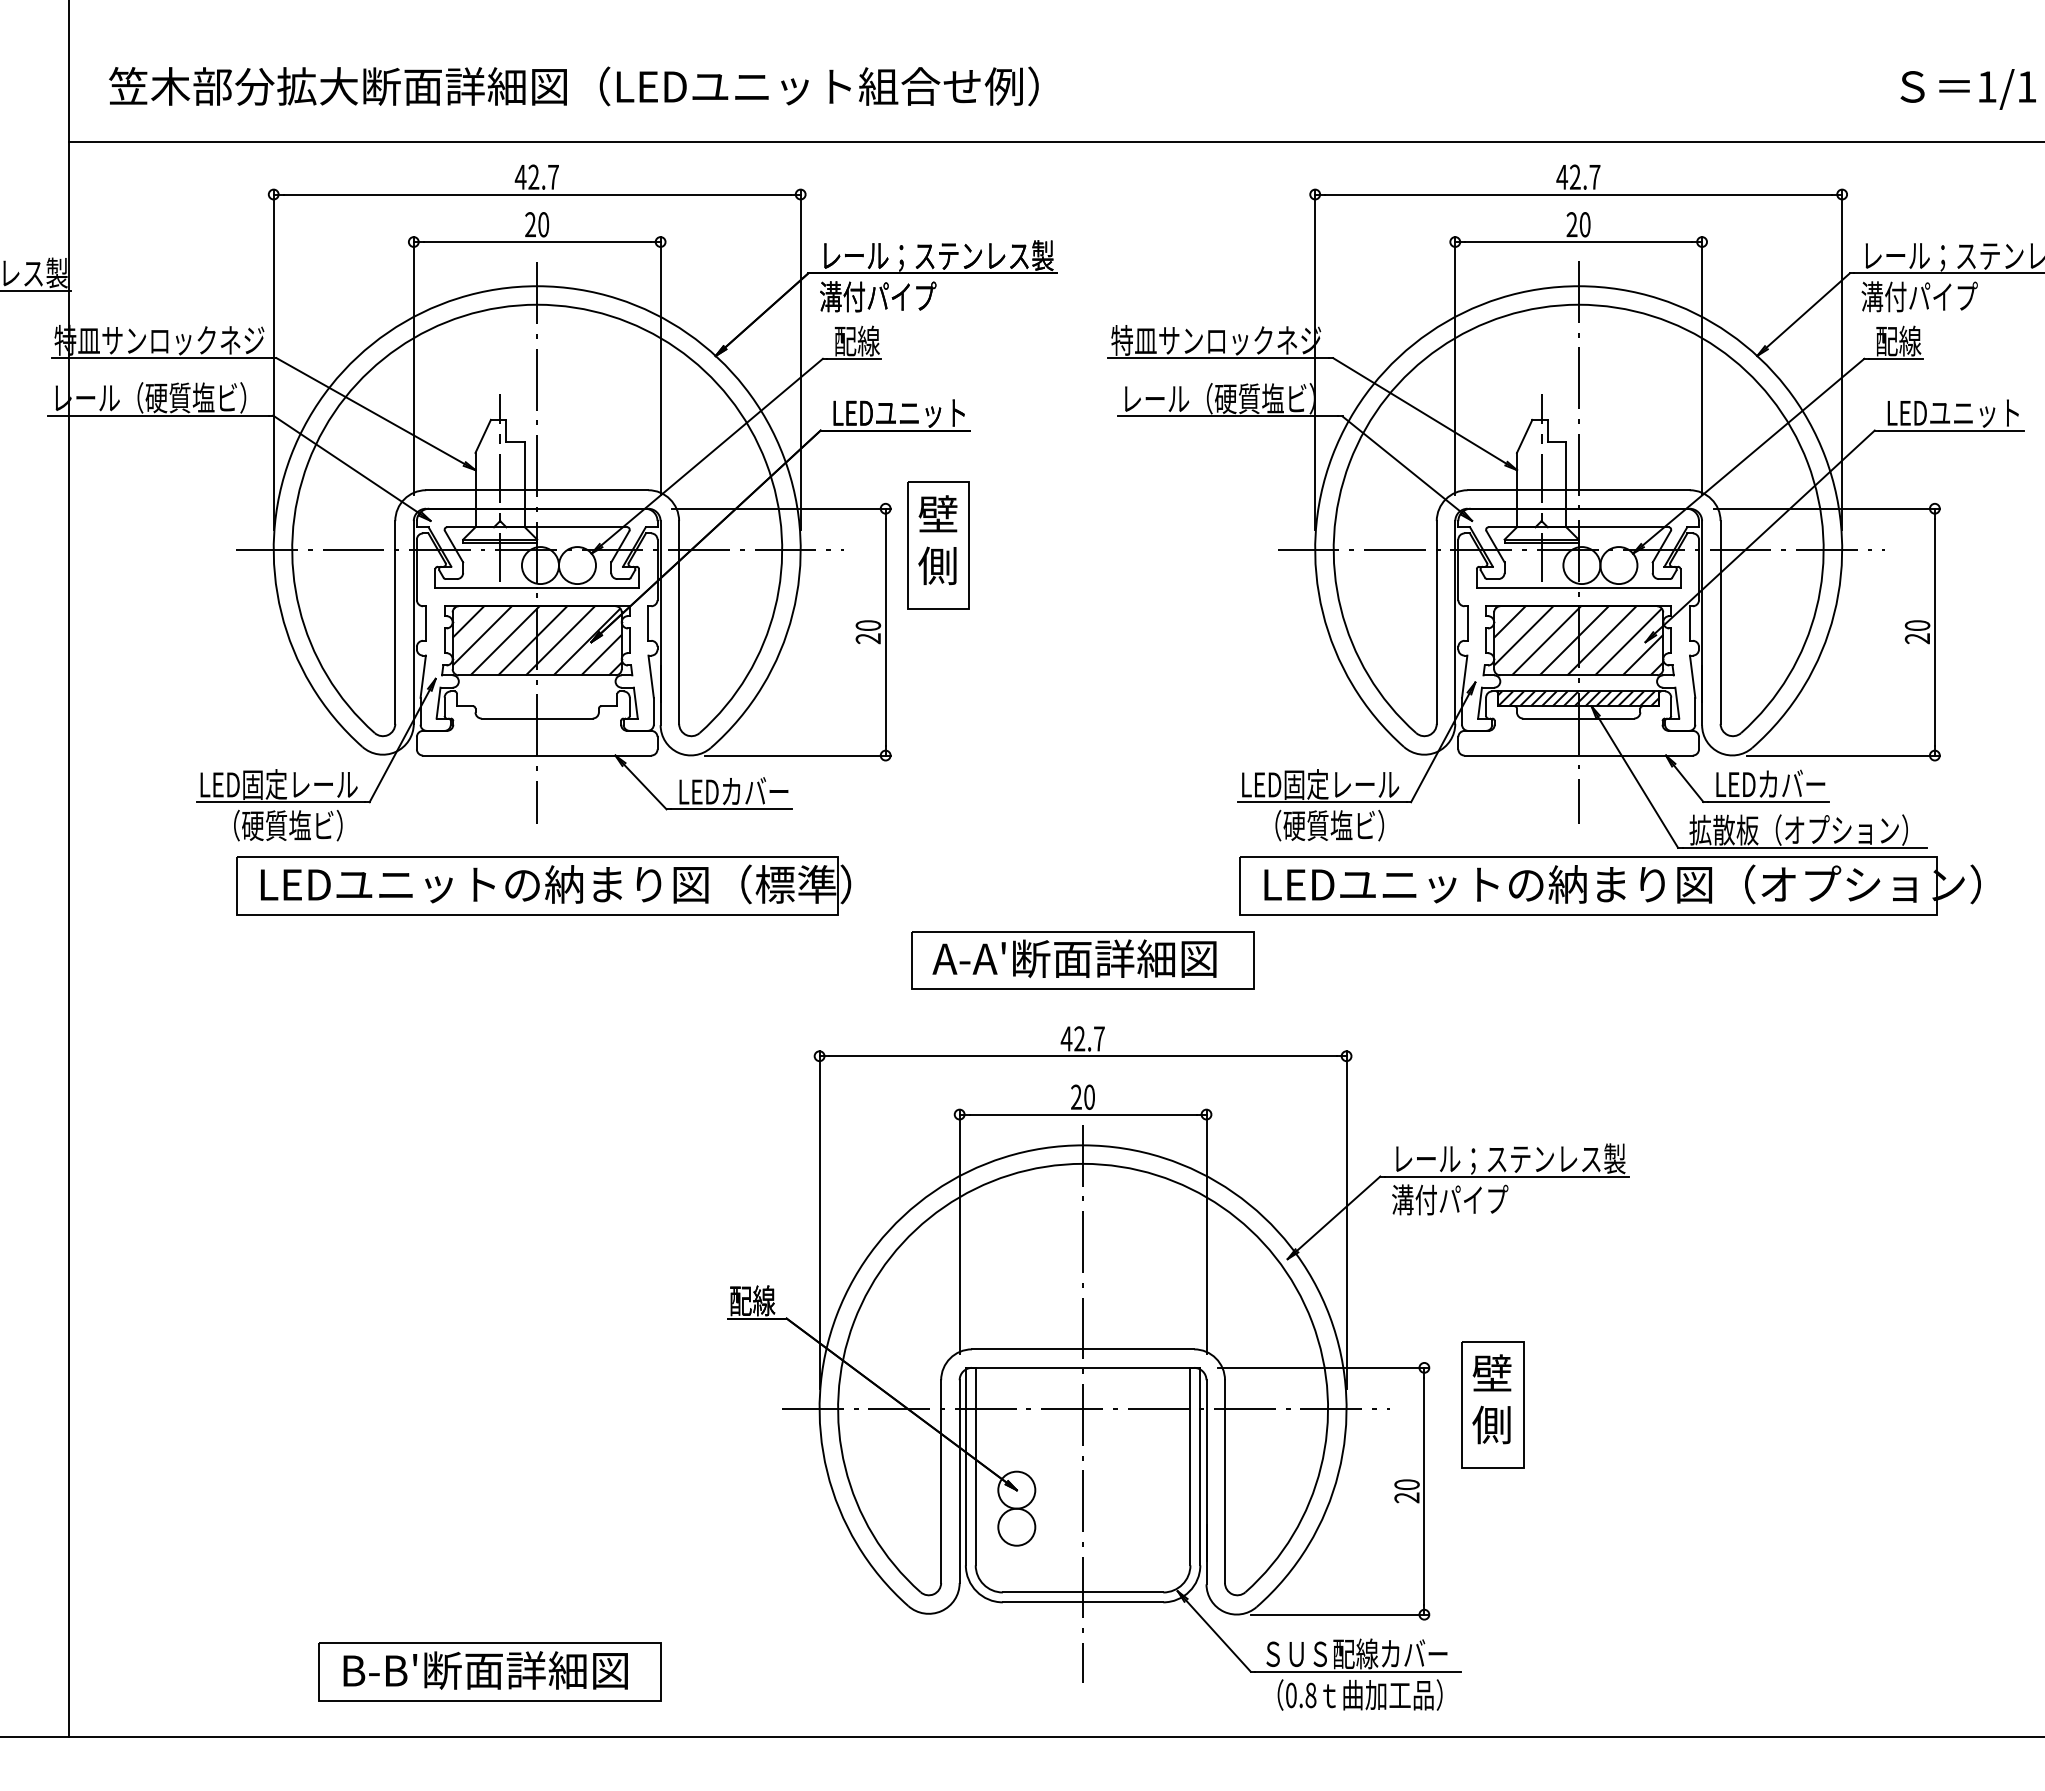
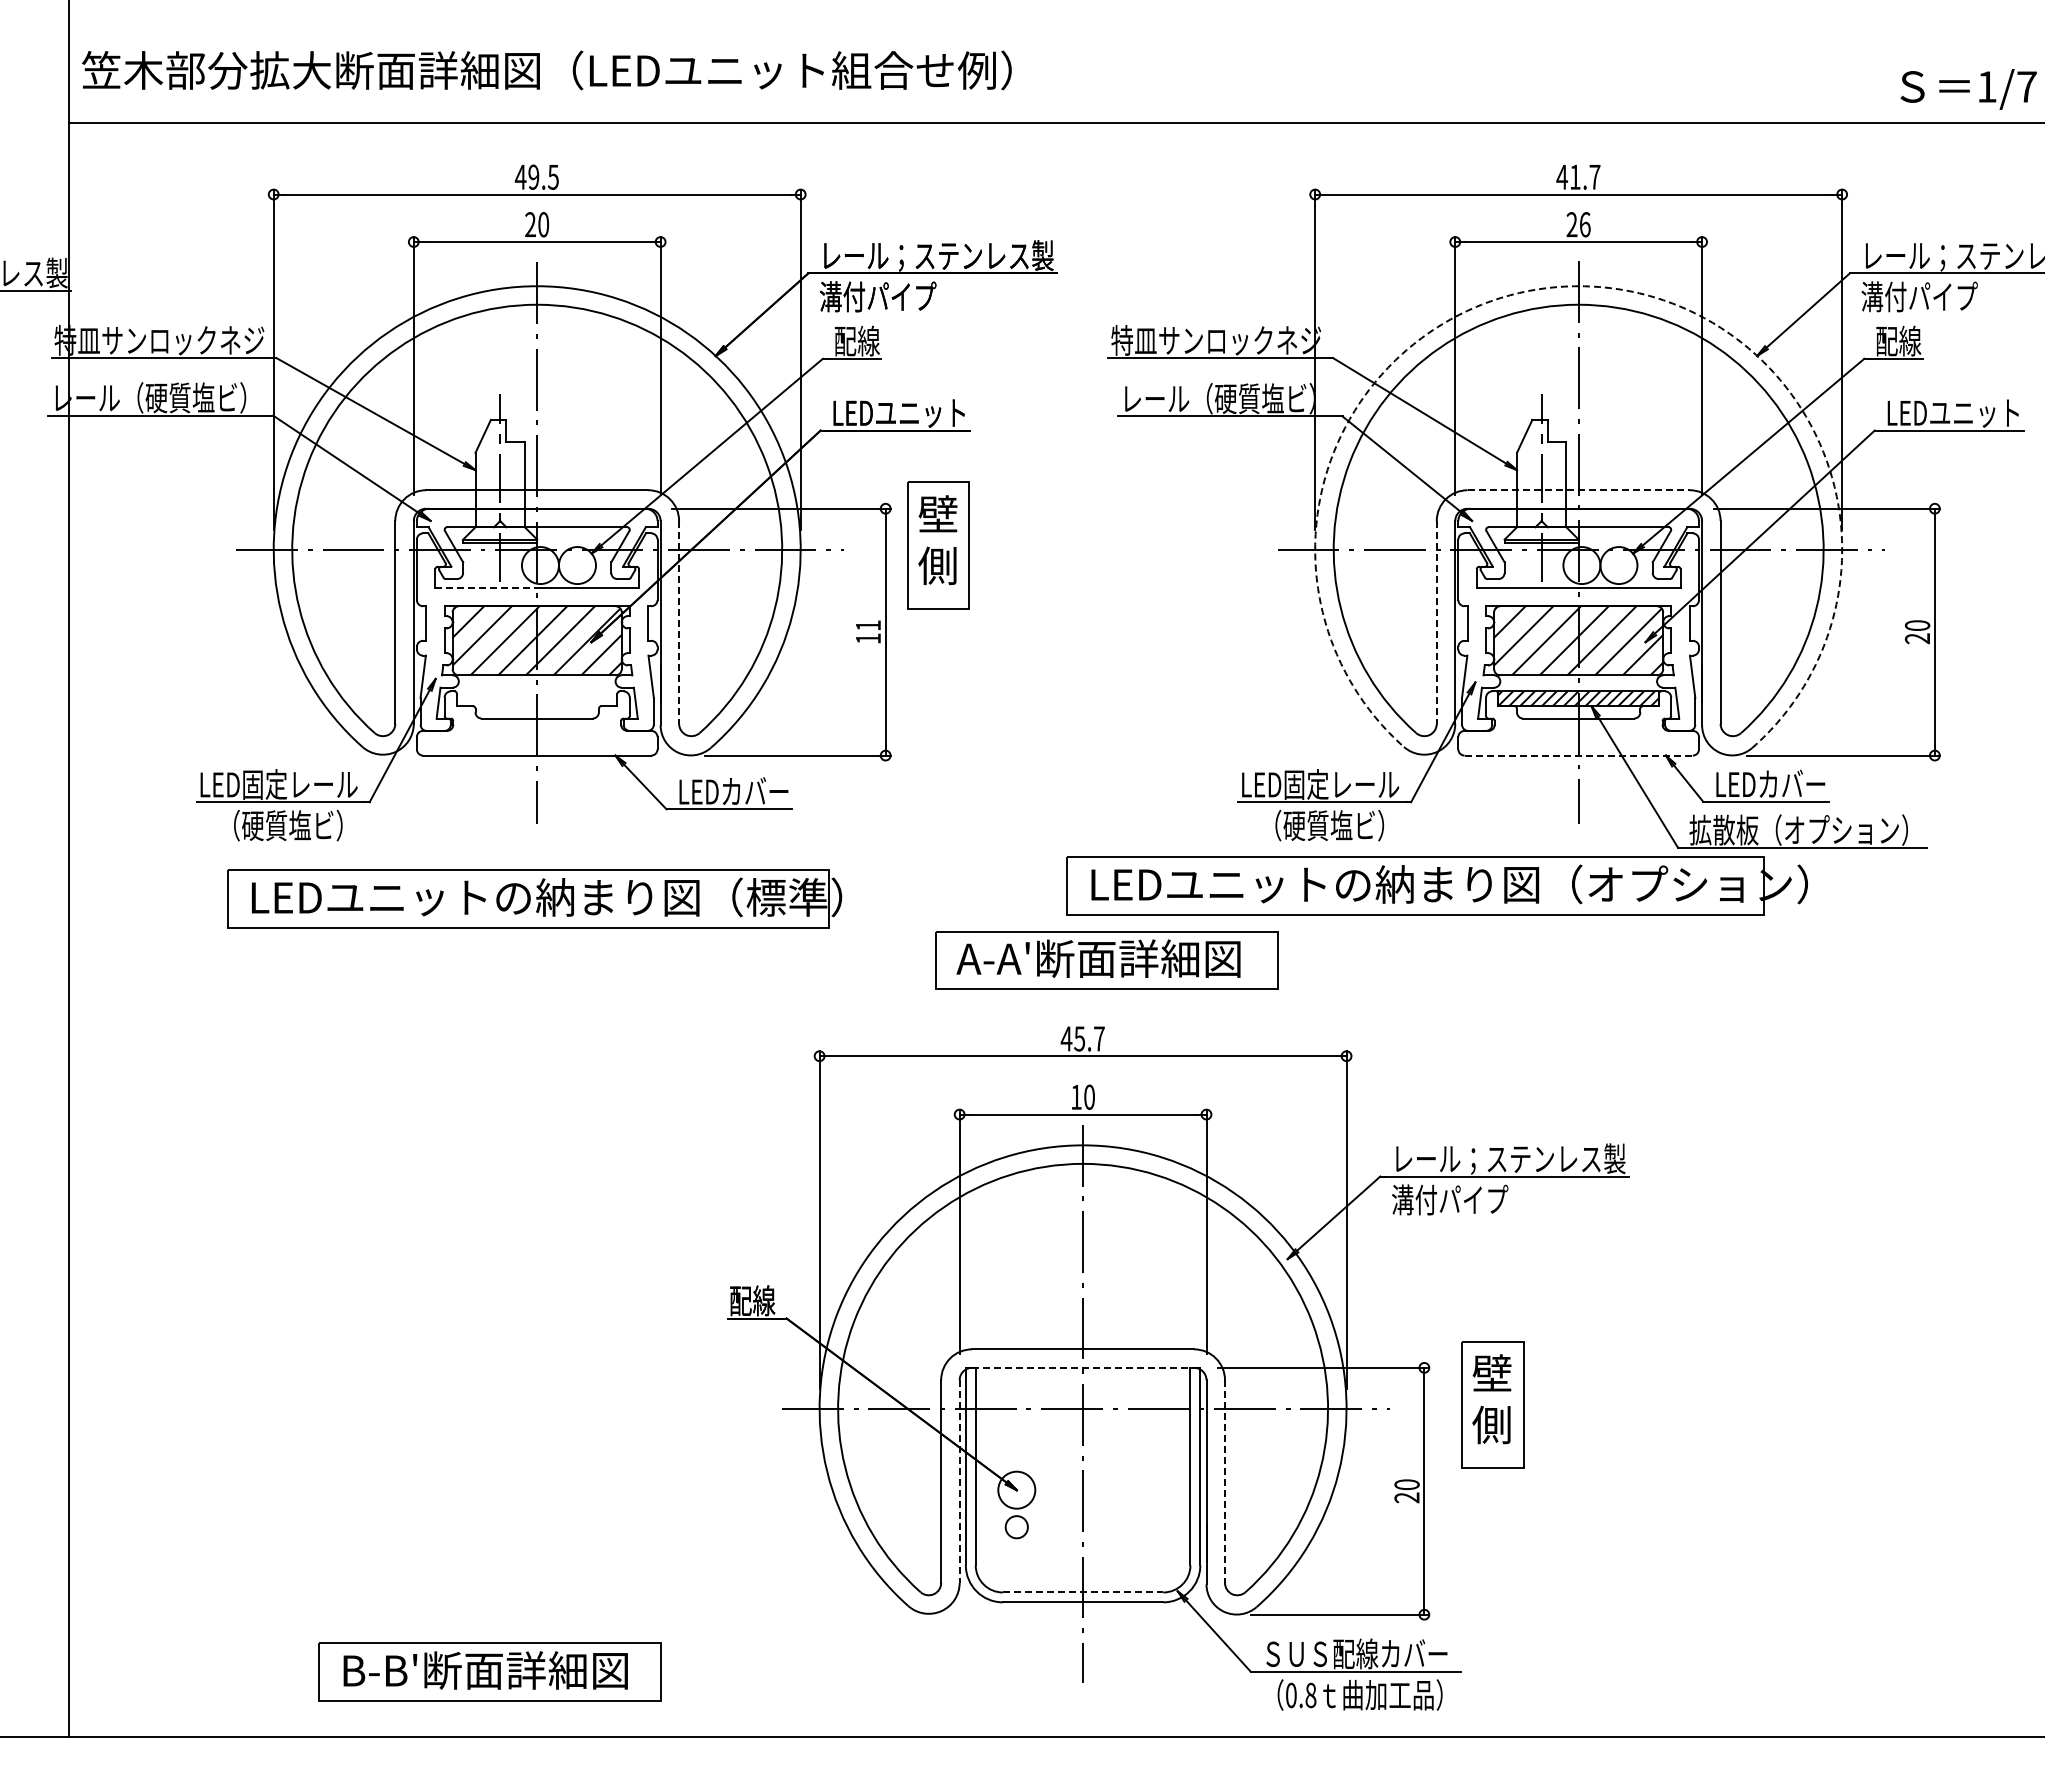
text position: (573, 86) -> (546, 70) (546, 70)
text: 1/1 -> 1/7 (2026, 86)
line position: (1054, 142) -> (1054, 123) (1054, 123)
text: 42.7 -> 41.7 (1575, 176)
text: 42.7 -> 49.5 (543, 177)
text: 20 -> 26 (1584, 224)
arc: solid -> dashed (1579, 286)
line: solid -> dashed (1579, 490)
line: solid -> dashed (486, 587)
line: solid -> dashed (679, 622)
line: solid -> dashed (1436, 622)
text: 20 -> 11 (868, 632)
line: solid -> dashed (1579, 755)
part position: (543, 885) -> (534, 898) (534, 898)
part position: (1609, 885) -> (1436, 885) (1436, 885)
part position: (1082, 960) -> (1106, 960) (1106, 960)
text: 42.7 -> 45.7 (1079, 1038)
text: 20 -> 10 (1076, 1096)
line: solid -> dashed (1083, 1367)
line: solid -> dashed (959, 1482)
line: solid -> dashed (1225, 1482)
circle diameter: 37 px -> 22 px (1016, 1527)
line: solid -> dashed (1083, 1592)
